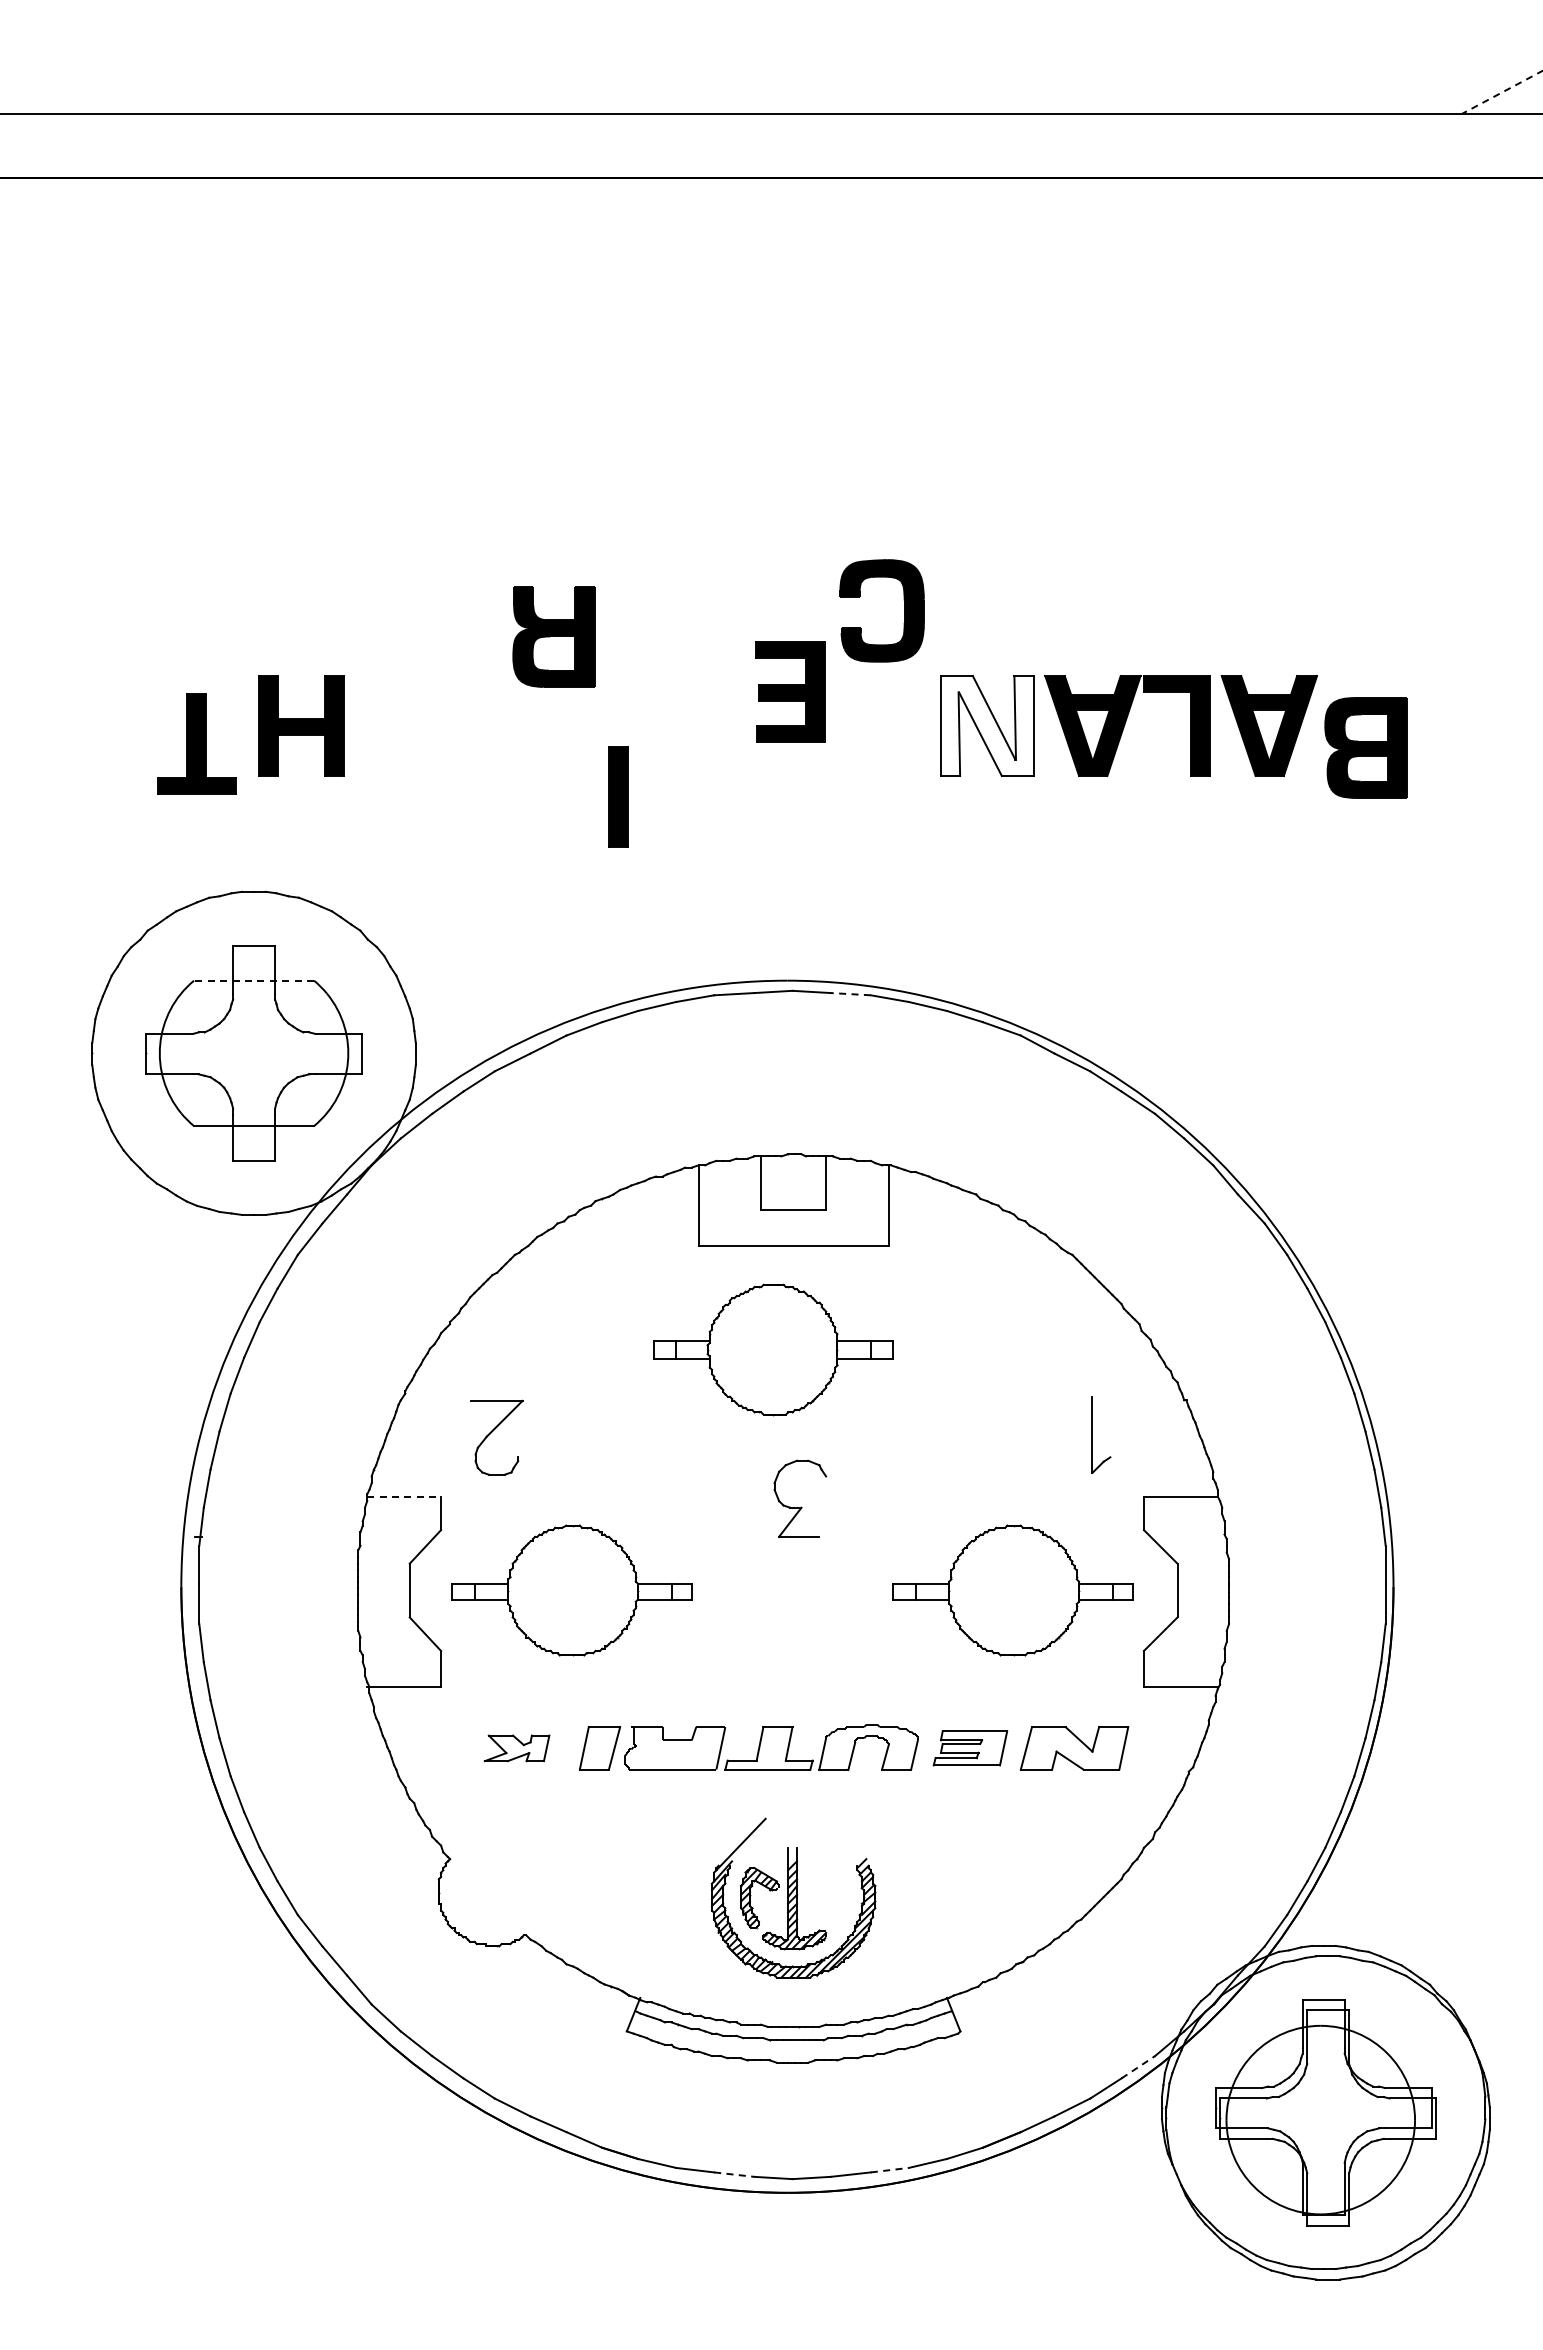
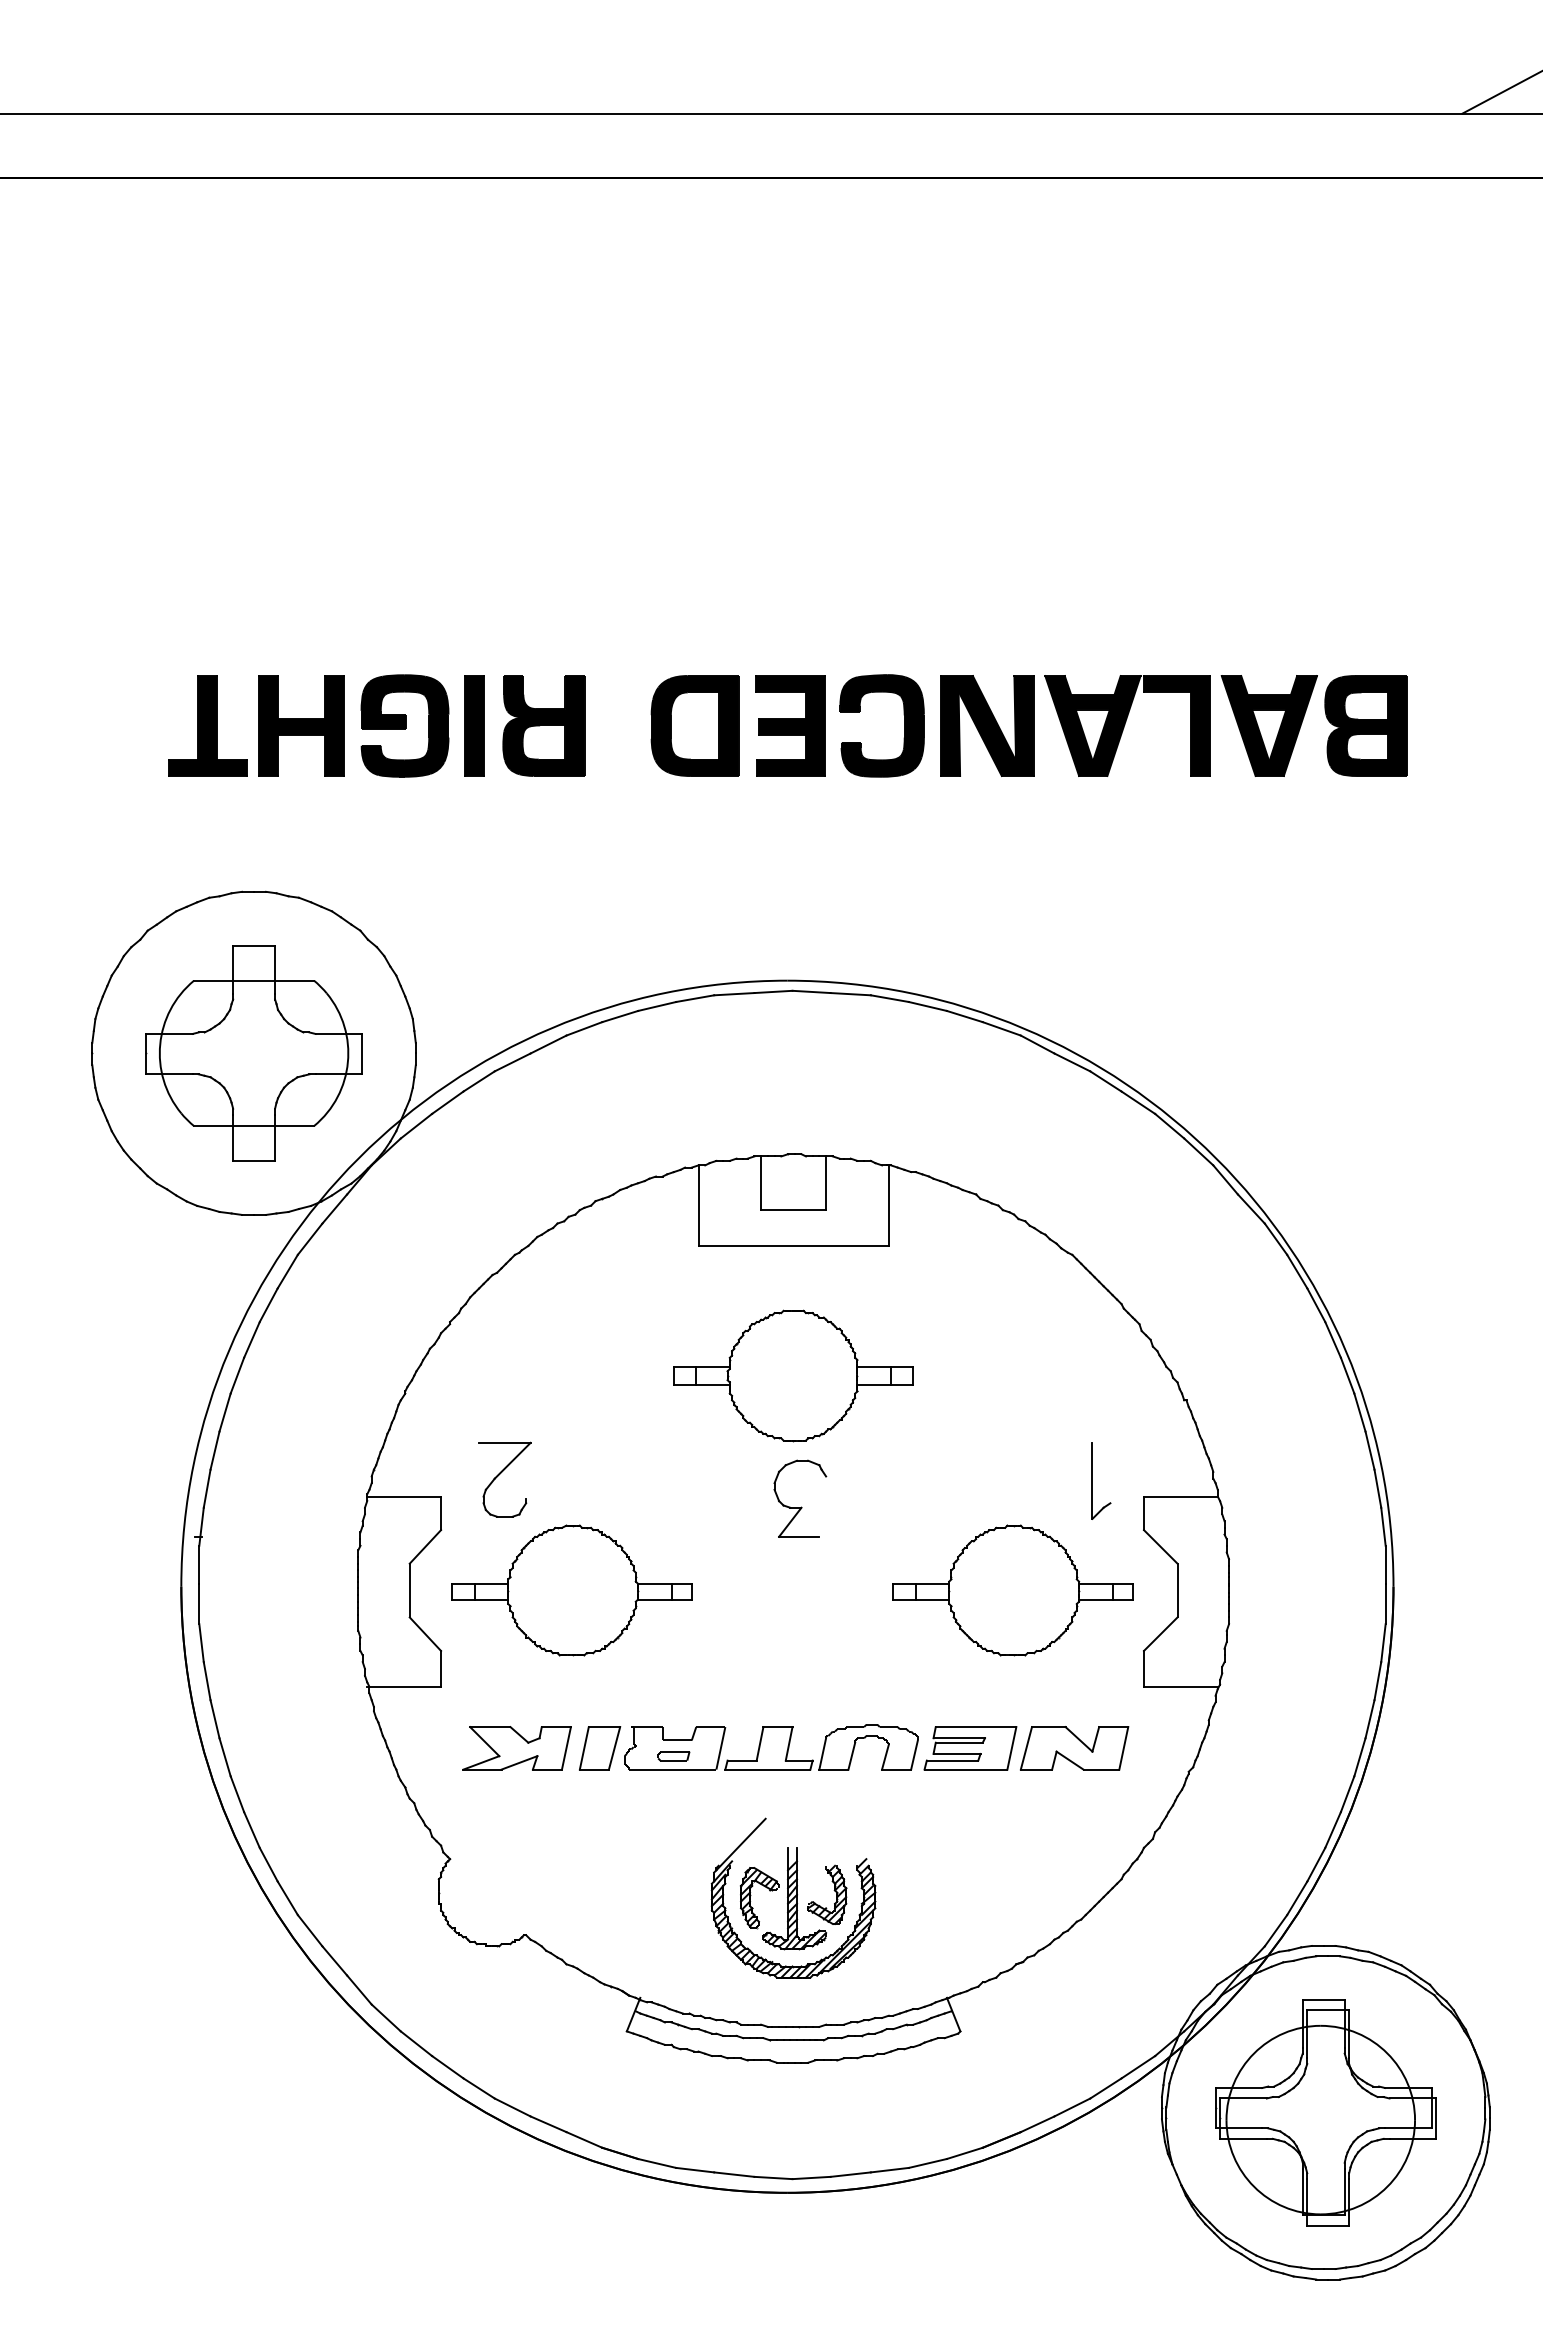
line: dashed -> solid (1502, 92)
part position: (904, 610) -> (904, 725) (904, 725)
part position: (553, 636) -> (543, 725) (543, 725)
part position: (790, 691) -> (790, 725) (790, 725)
part: none -> present (404, 725)
part: none -> present (694, 725)
fill: none -> present (986, 726)
part position: (196, 743) -> (207, 725) (207, 725)
part position: (1365, 747) -> (1365, 725) (1365, 725)
part position: (618, 796) -> (474, 725) (474, 725)
line: dashed -> solid (254, 980)
line: dashed -> solid (850, 994)
part position: (773, 1349) -> (793, 1375) (793, 1375)
part position: (492, 1432) -> (500, 1474) (500, 1474)
part position: (1092, 1434) -> (1092, 1480) (1092, 1480)
line: dashed -> solid (404, 1496)
part size: 68x29 px -> 110x45 px (516, 1748)
part size: 77x37 px -> 95x45 px (970, 1748)
part: none -> present (673, 1756)
part: none -> present (833, 1890)
line: dashed -> solid (1138, 2066)
line: dashed -> solid (890, 2170)
line: dashed -> solid (734, 2174)
